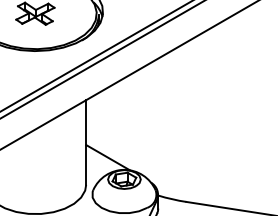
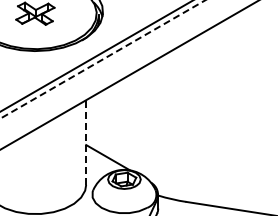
line: solid -> dashed (102, 59)
line: solid -> dashed (86, 142)
